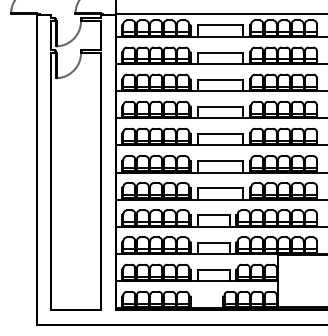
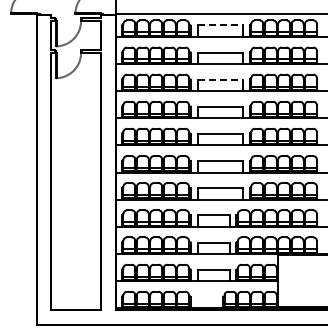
line: solid -> dashed (221, 25)
line: solid -> dashed (221, 79)
